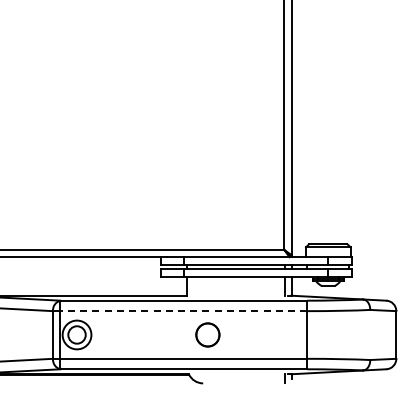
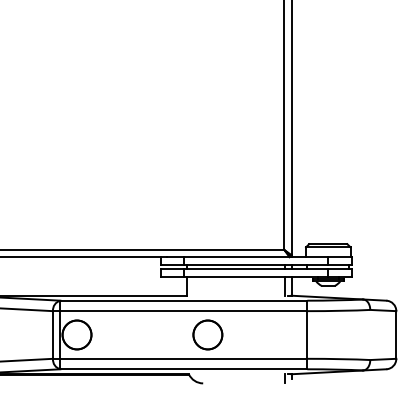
line: dashed -> solid (183, 311)
circle diameter: 17 px -> 29 px (76, 334)
circle size: 26x26 px -> 32x32 px (207, 334)
